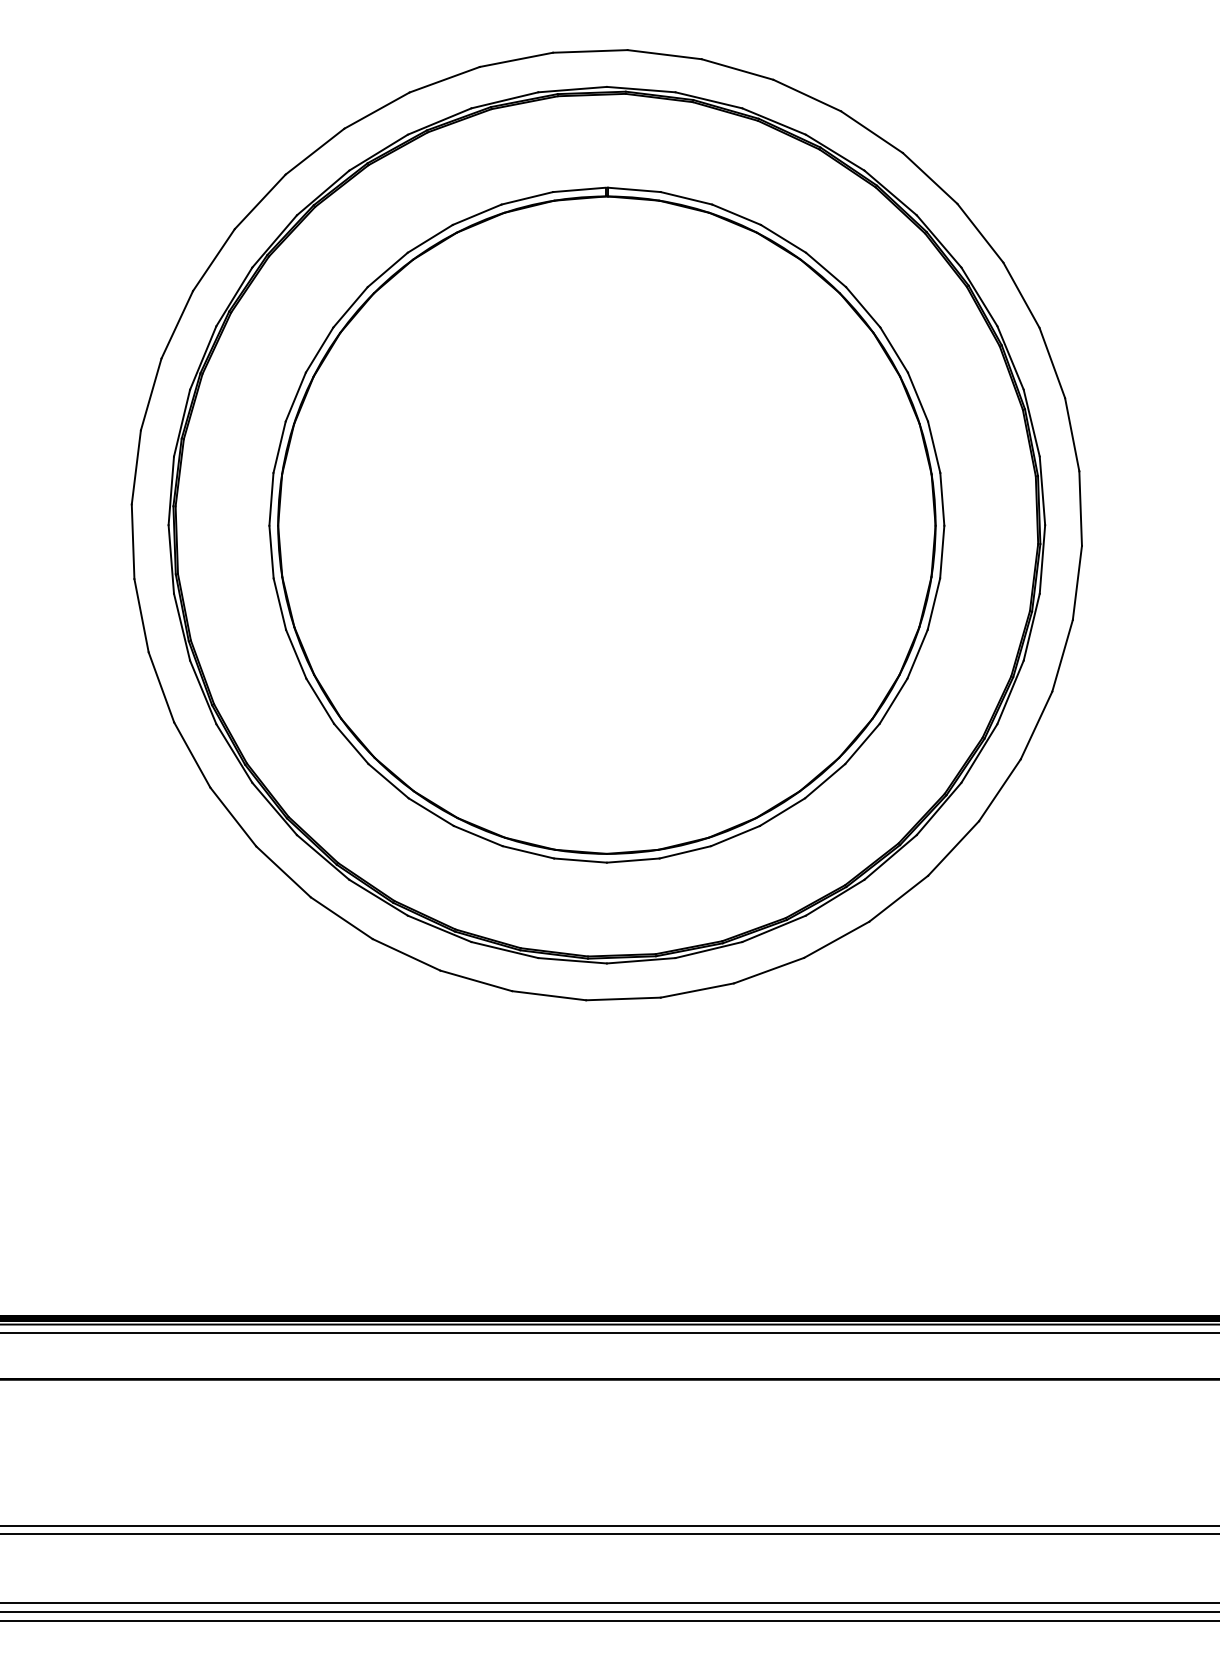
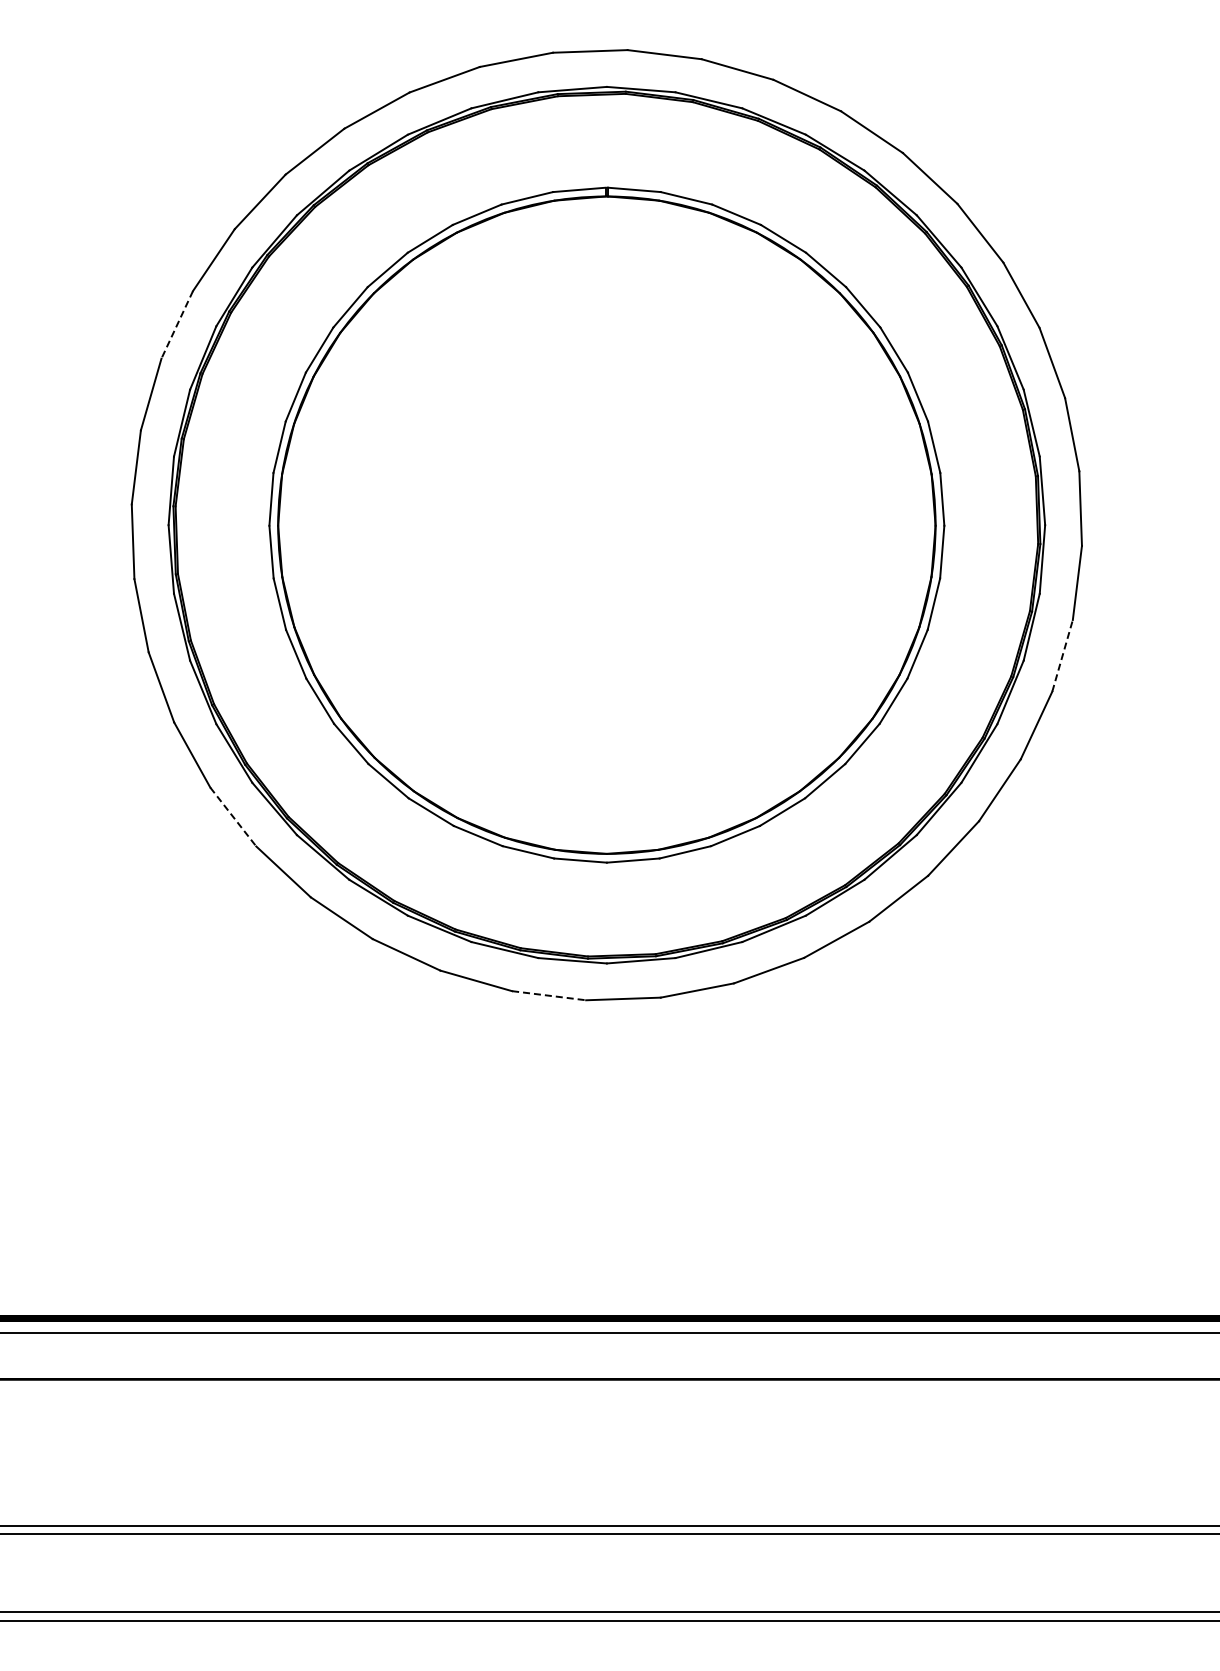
line: solid -> dashed (177, 325)
line: solid -> dashed (1062, 655)
line: solid -> dashed (233, 817)
line: solid -> dashed (549, 995)
line: present -> none (609, 1324)
line: present -> none (609, 1603)
